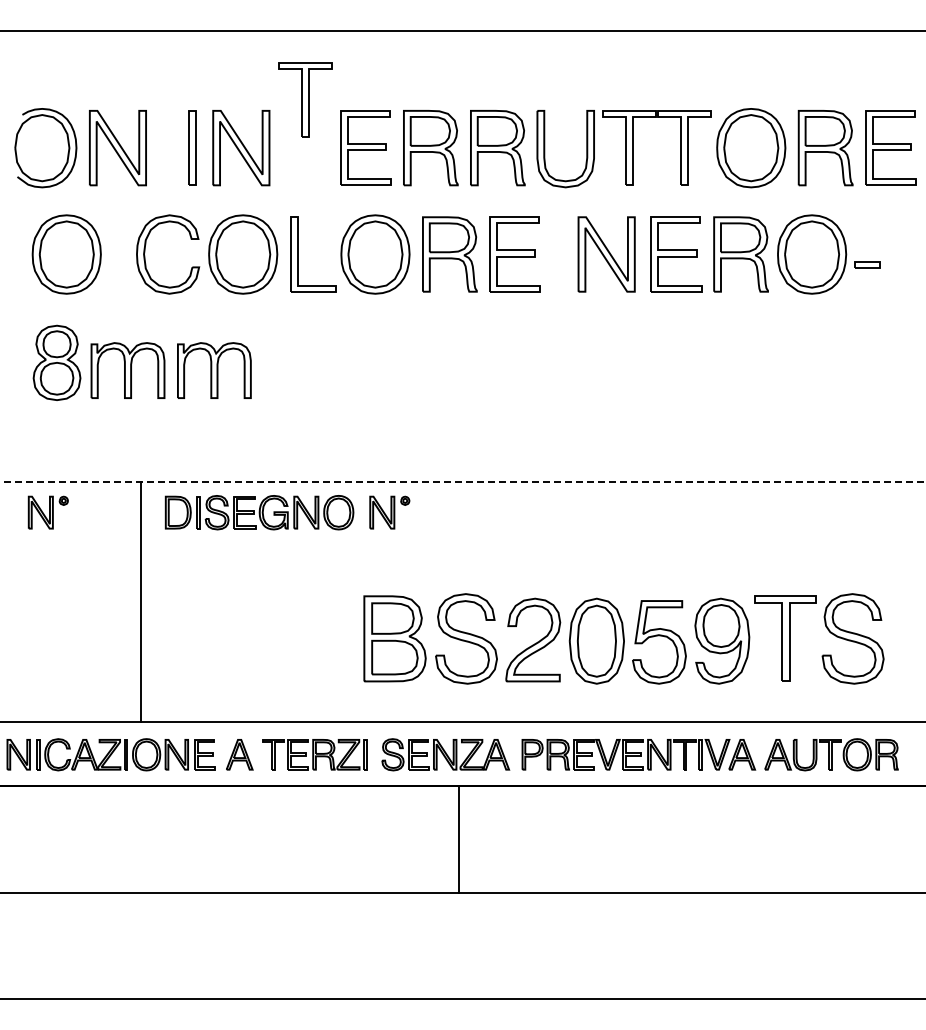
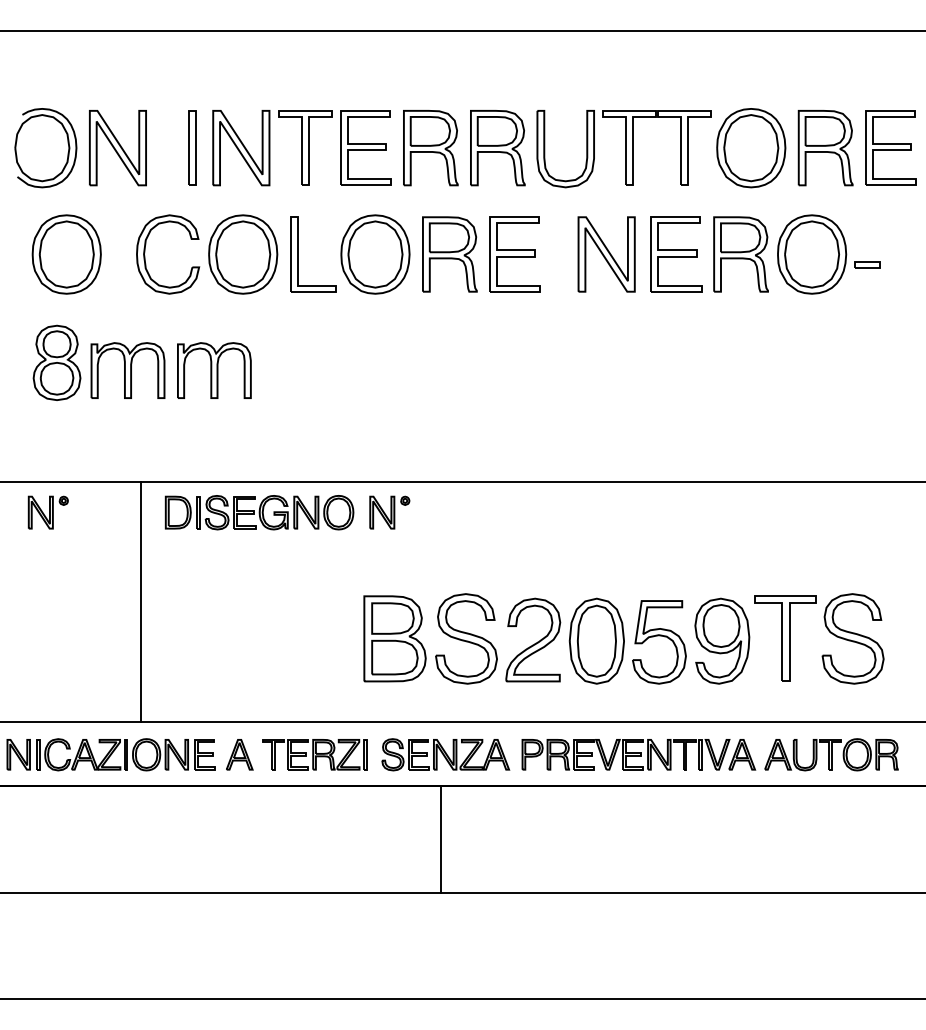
part position: (305, 99) -> (305, 147) (305, 147)
line: dashed -> solid (463, 482)
line position: (459, 839) -> (441, 839) (441, 839)
